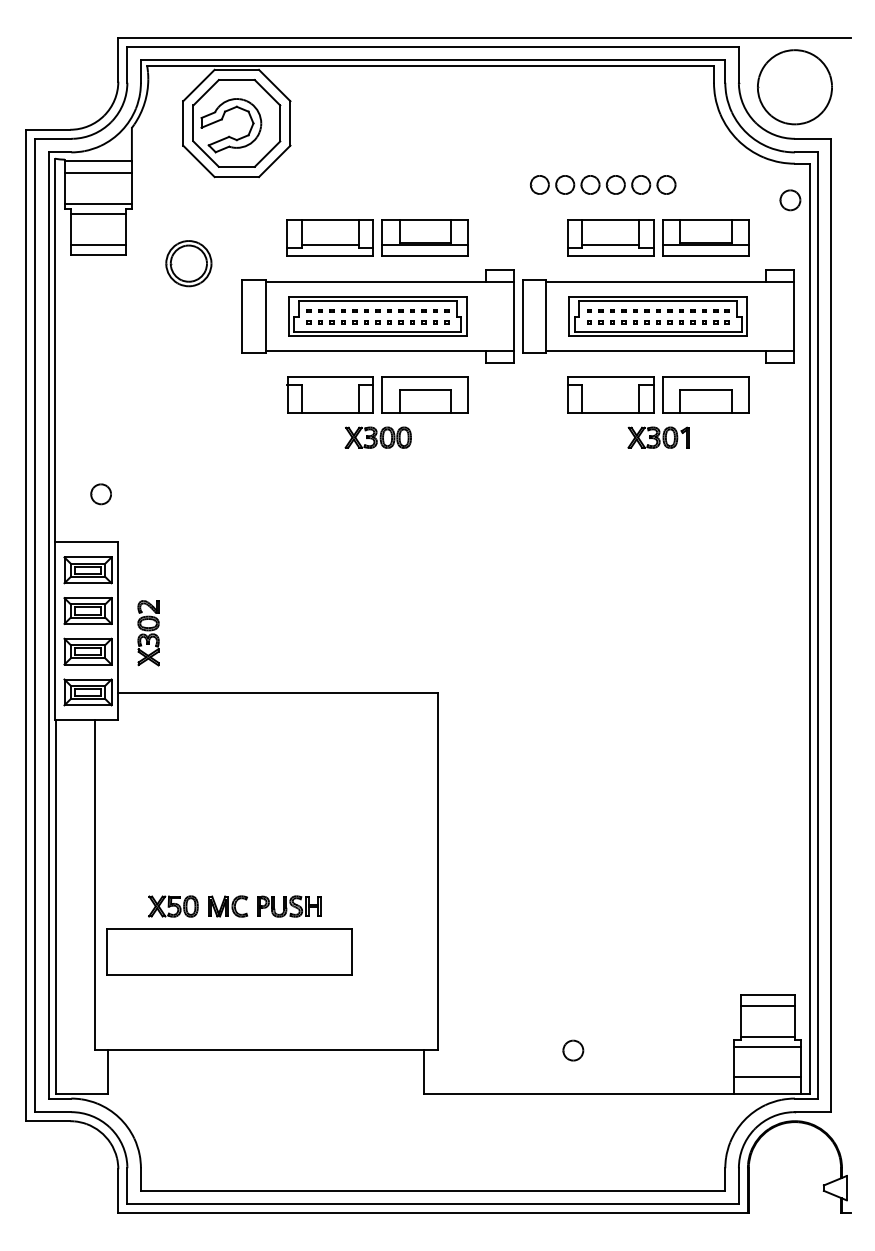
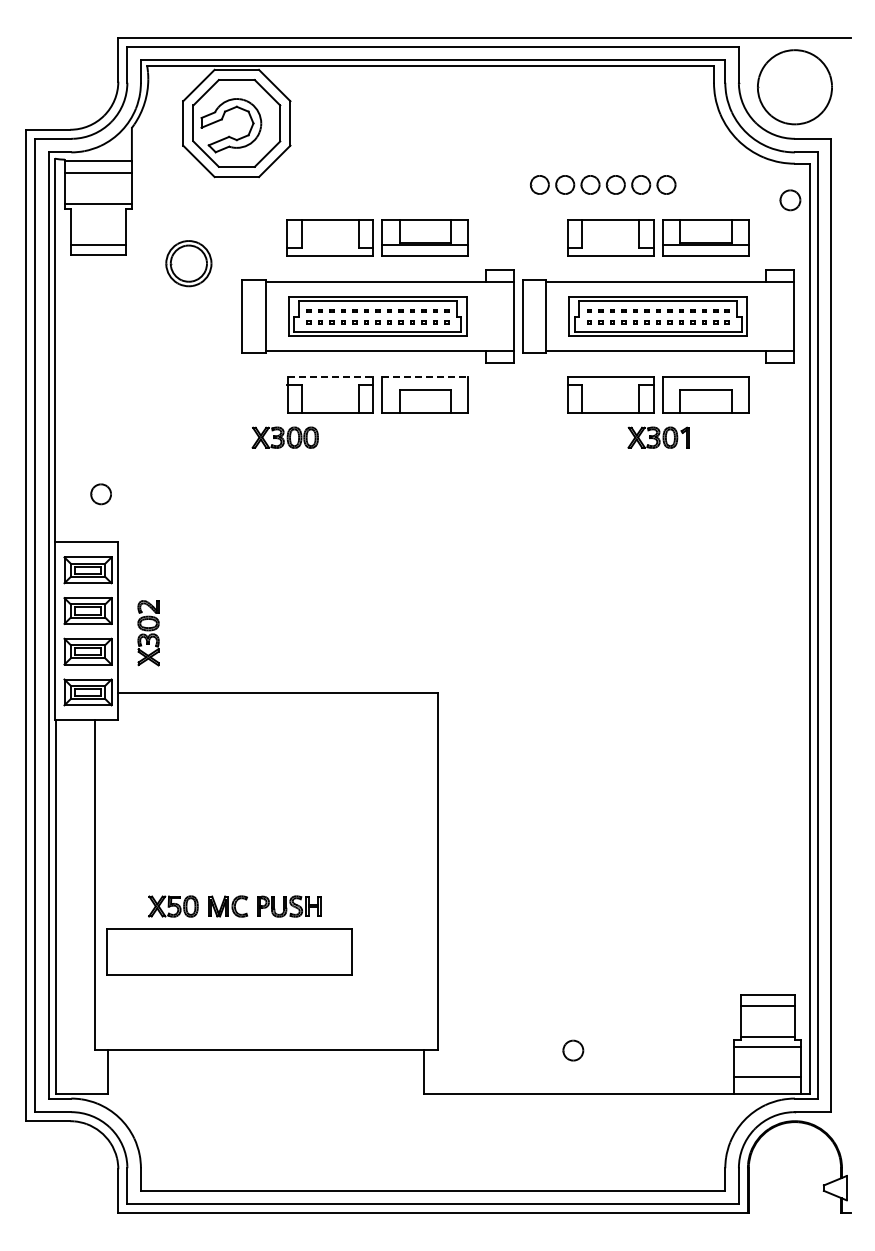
line: present -> none (98, 213)
line: present -> none (329, 245)
line: present -> none (610, 245)
line: solid -> dashed (330, 377)
line: solid -> dashed (425, 377)
part position: (377, 437) -> (284, 437) (284, 437)
